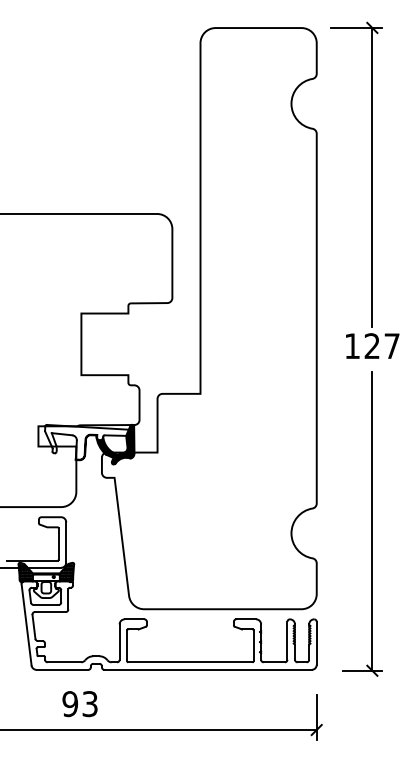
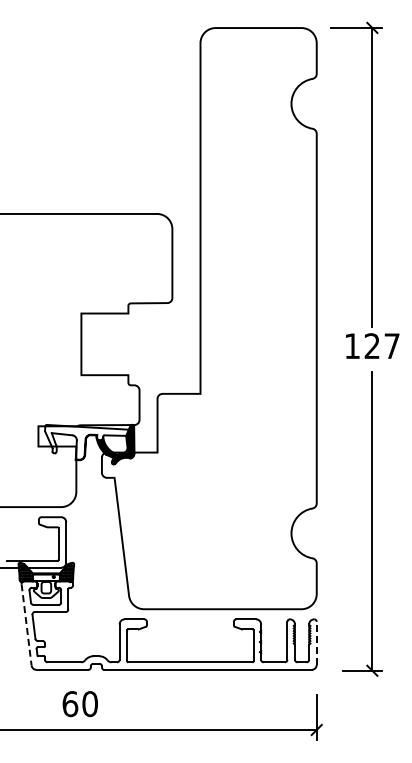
line: solid -> dashed (26, 624)
line: solid -> dashed (316, 642)
text: 93 -> 60 (79, 704)
